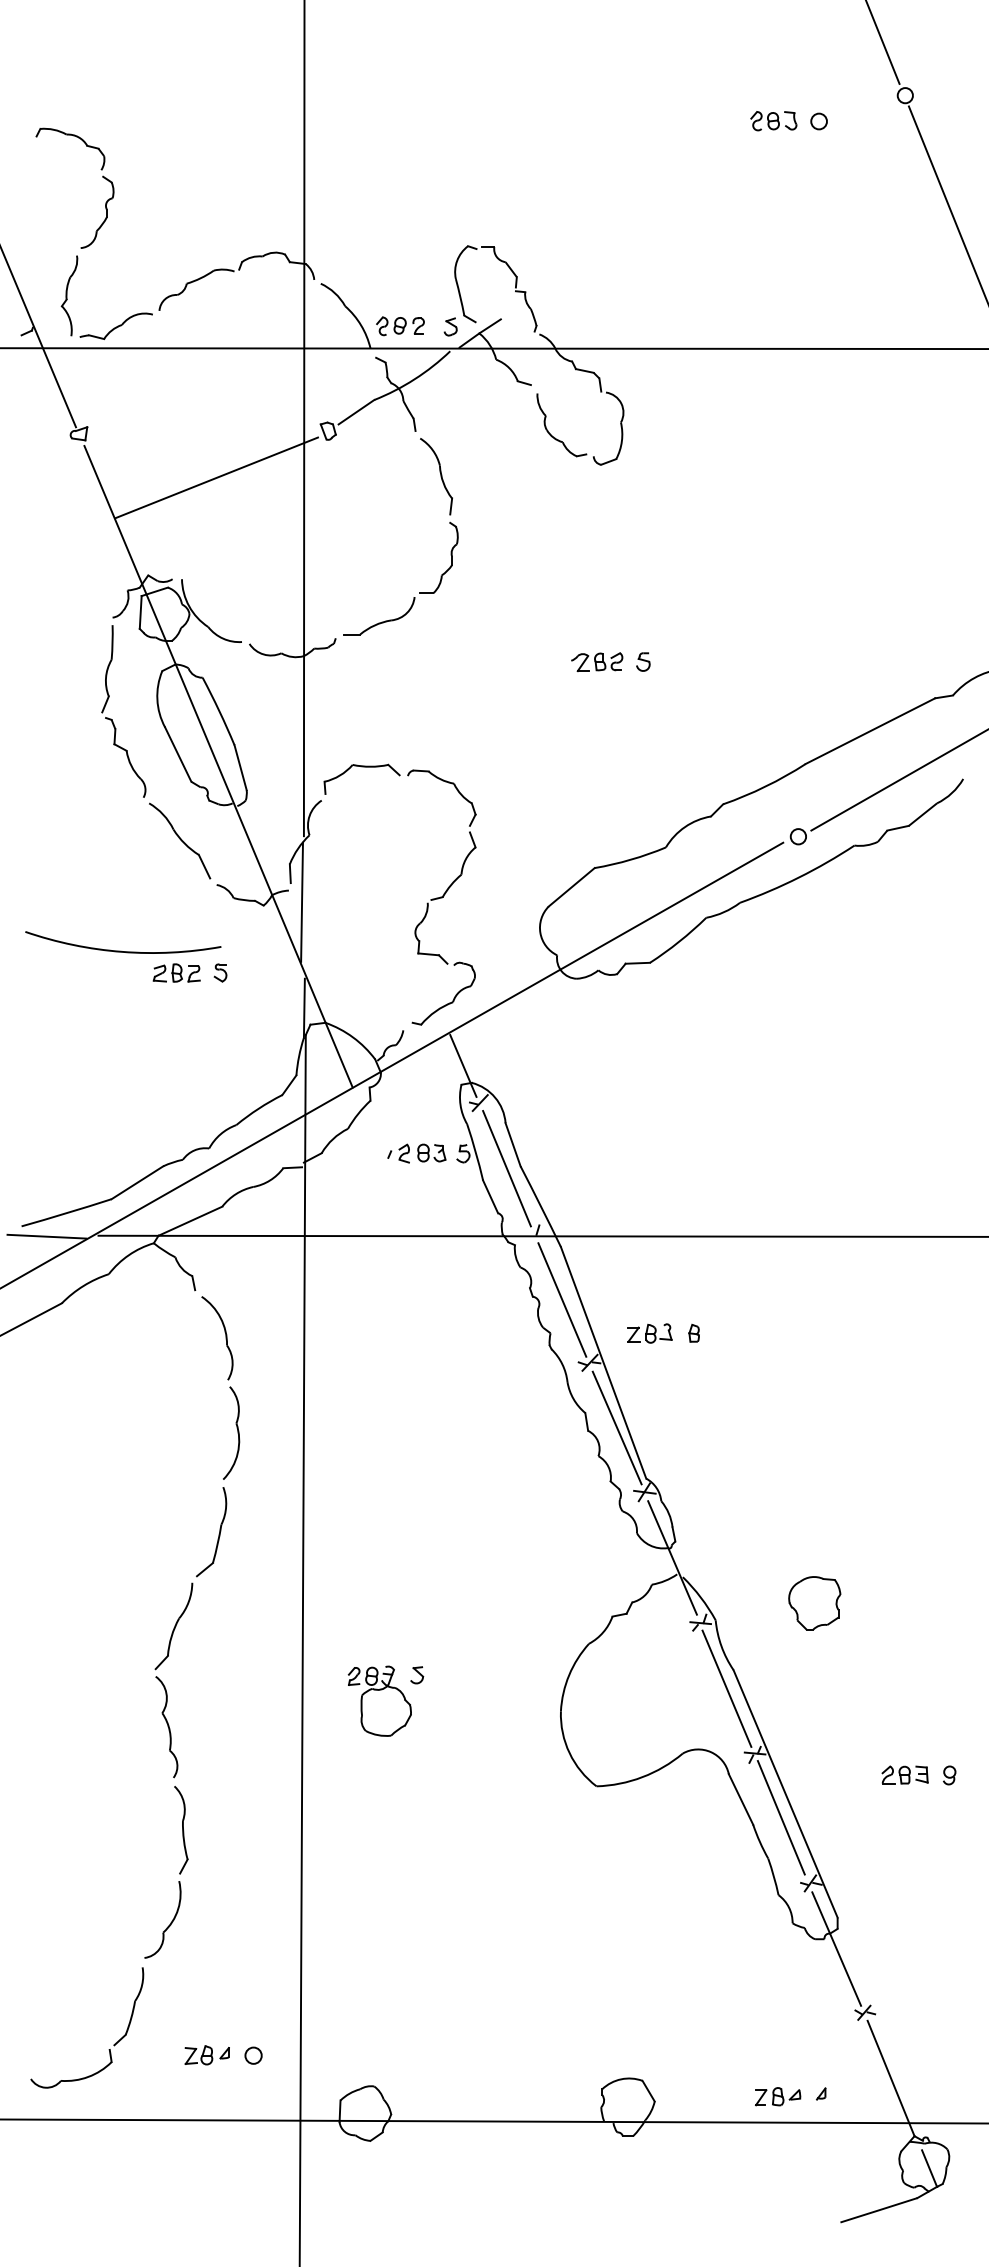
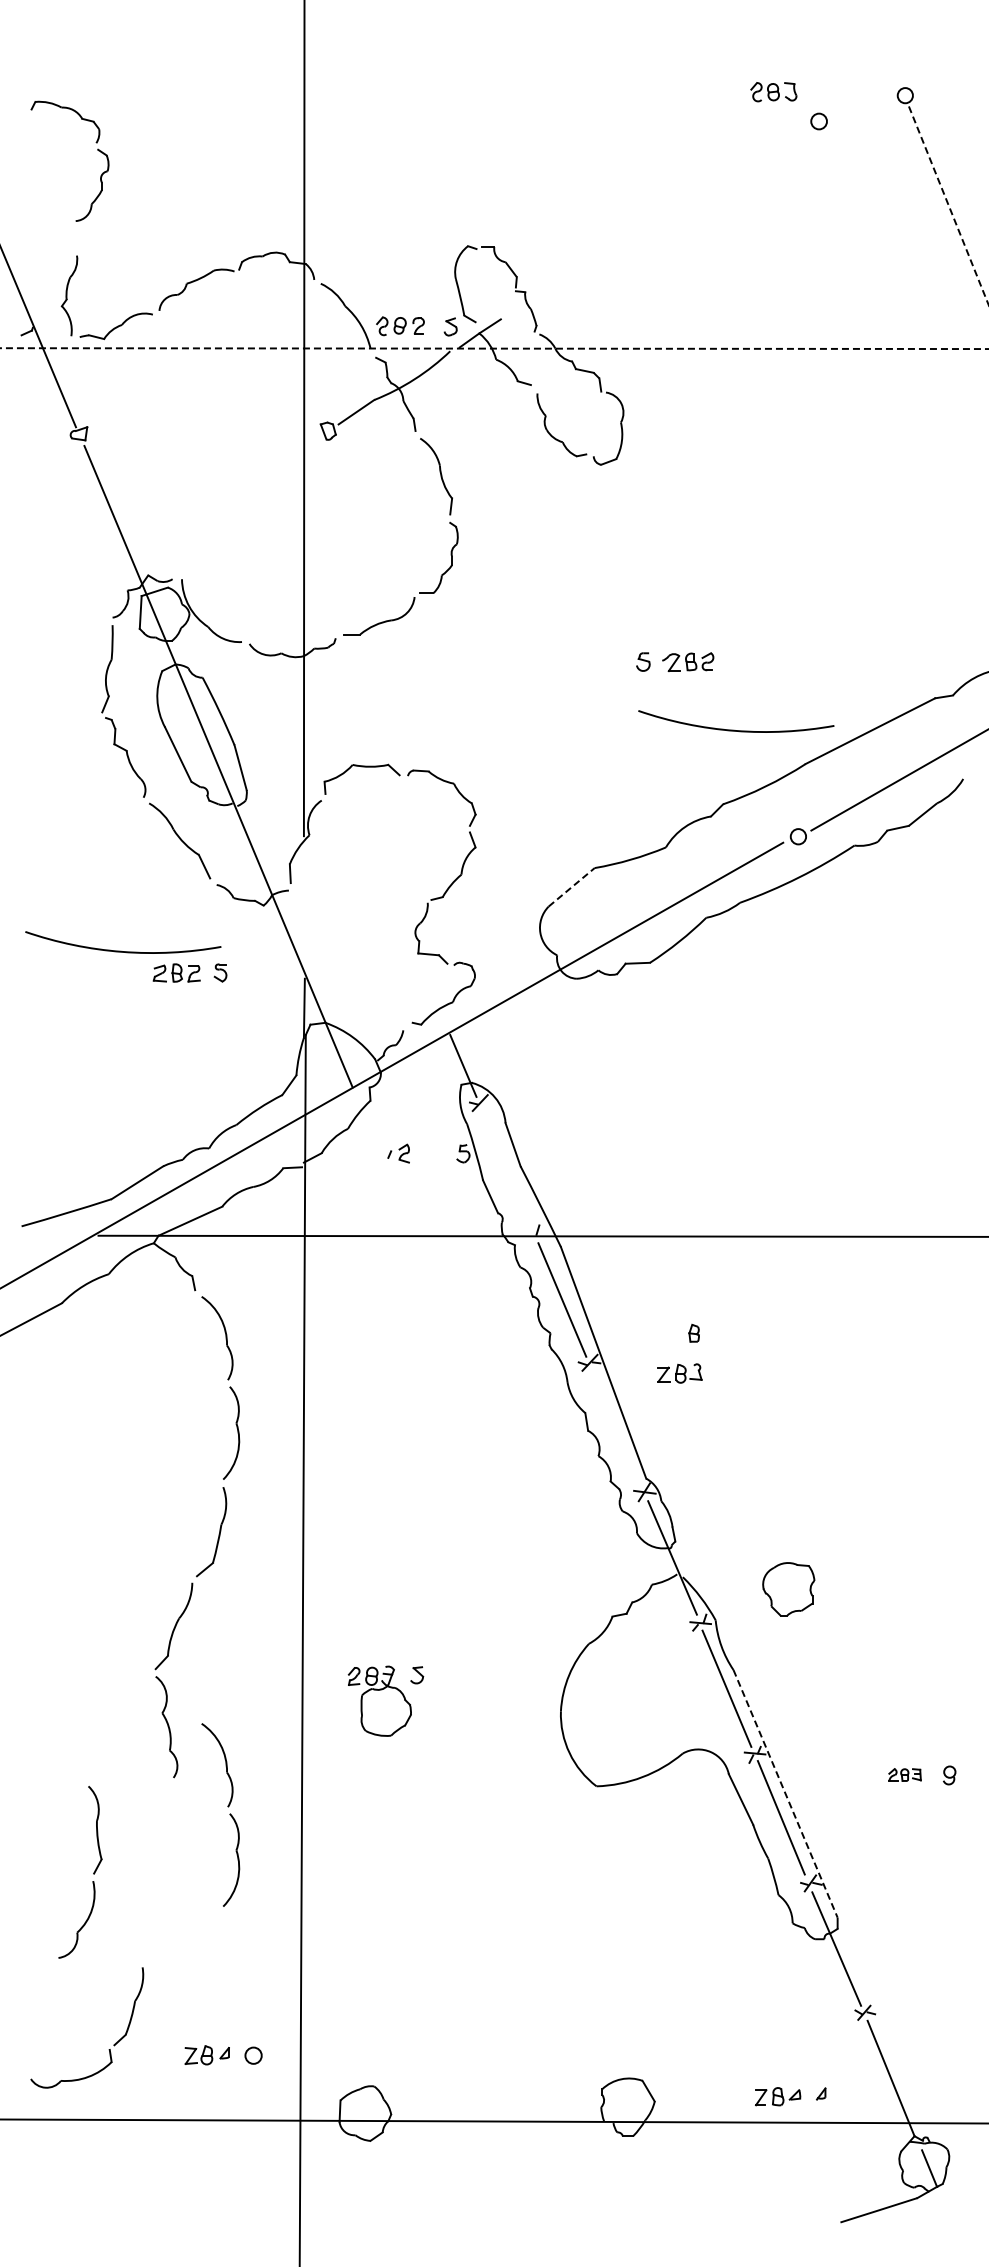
line: present -> none (882, 42)
part position: (773, 121) -> (773, 92) (773, 92)
part position: (102, 177) -> (97, 150) (97, 150)
line: solid -> dashed (949, 206)
line: solid -> dashed (494, 348)
line: present -> none (216, 477)
part position: (597, 661) -> (688, 661) (688, 661)
arc: none -> present (734, 729)
line: solid -> dashed (571, 887)
line: present -> none (302, 901)
part: present -> none (431, 1152)
line: present -> none (506, 1168)
line: present -> none (46, 1236)
part position: (649, 1333) -> (679, 1373) (679, 1373)
line: present -> none (616, 1427)
part position: (814, 1603) -> (788, 1589) (788, 1589)
part size: 48x20 px -> 34x14 px (904, 1774)
line: solid -> dashed (785, 1794)
part: none -> present (229, 1814)
part position: (179, 1872) -> (93, 1872) (93, 1872)
